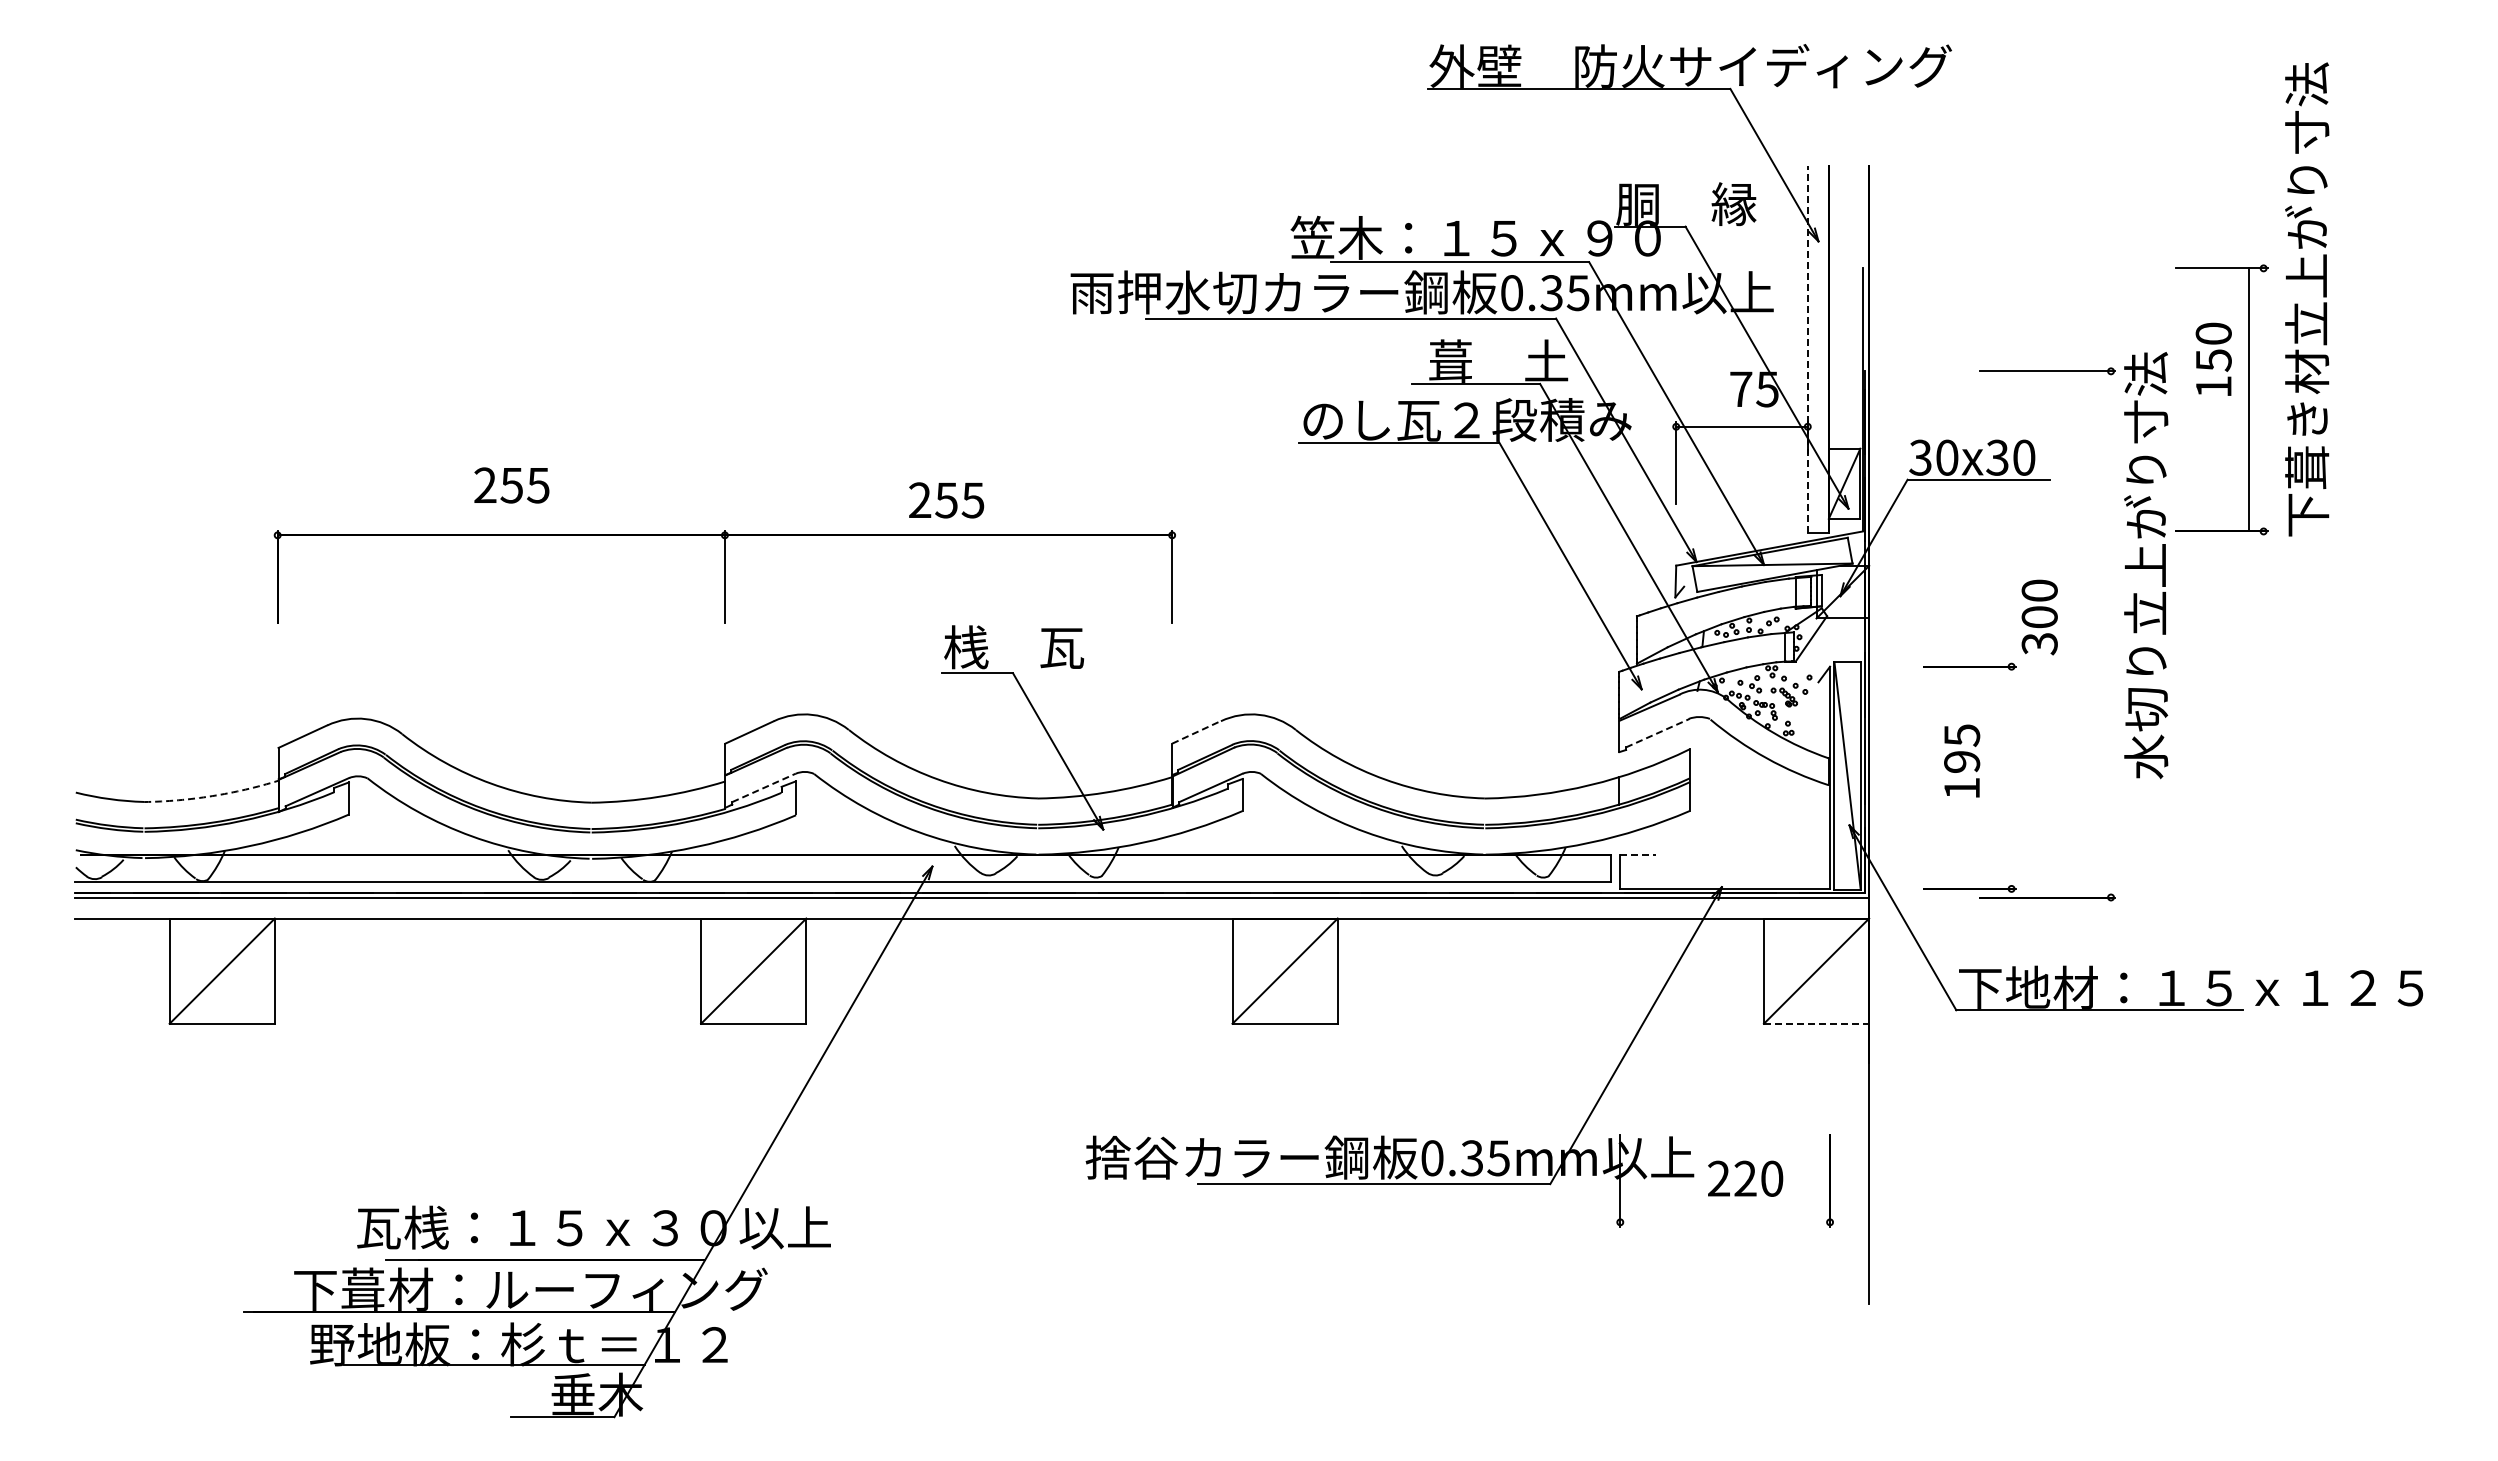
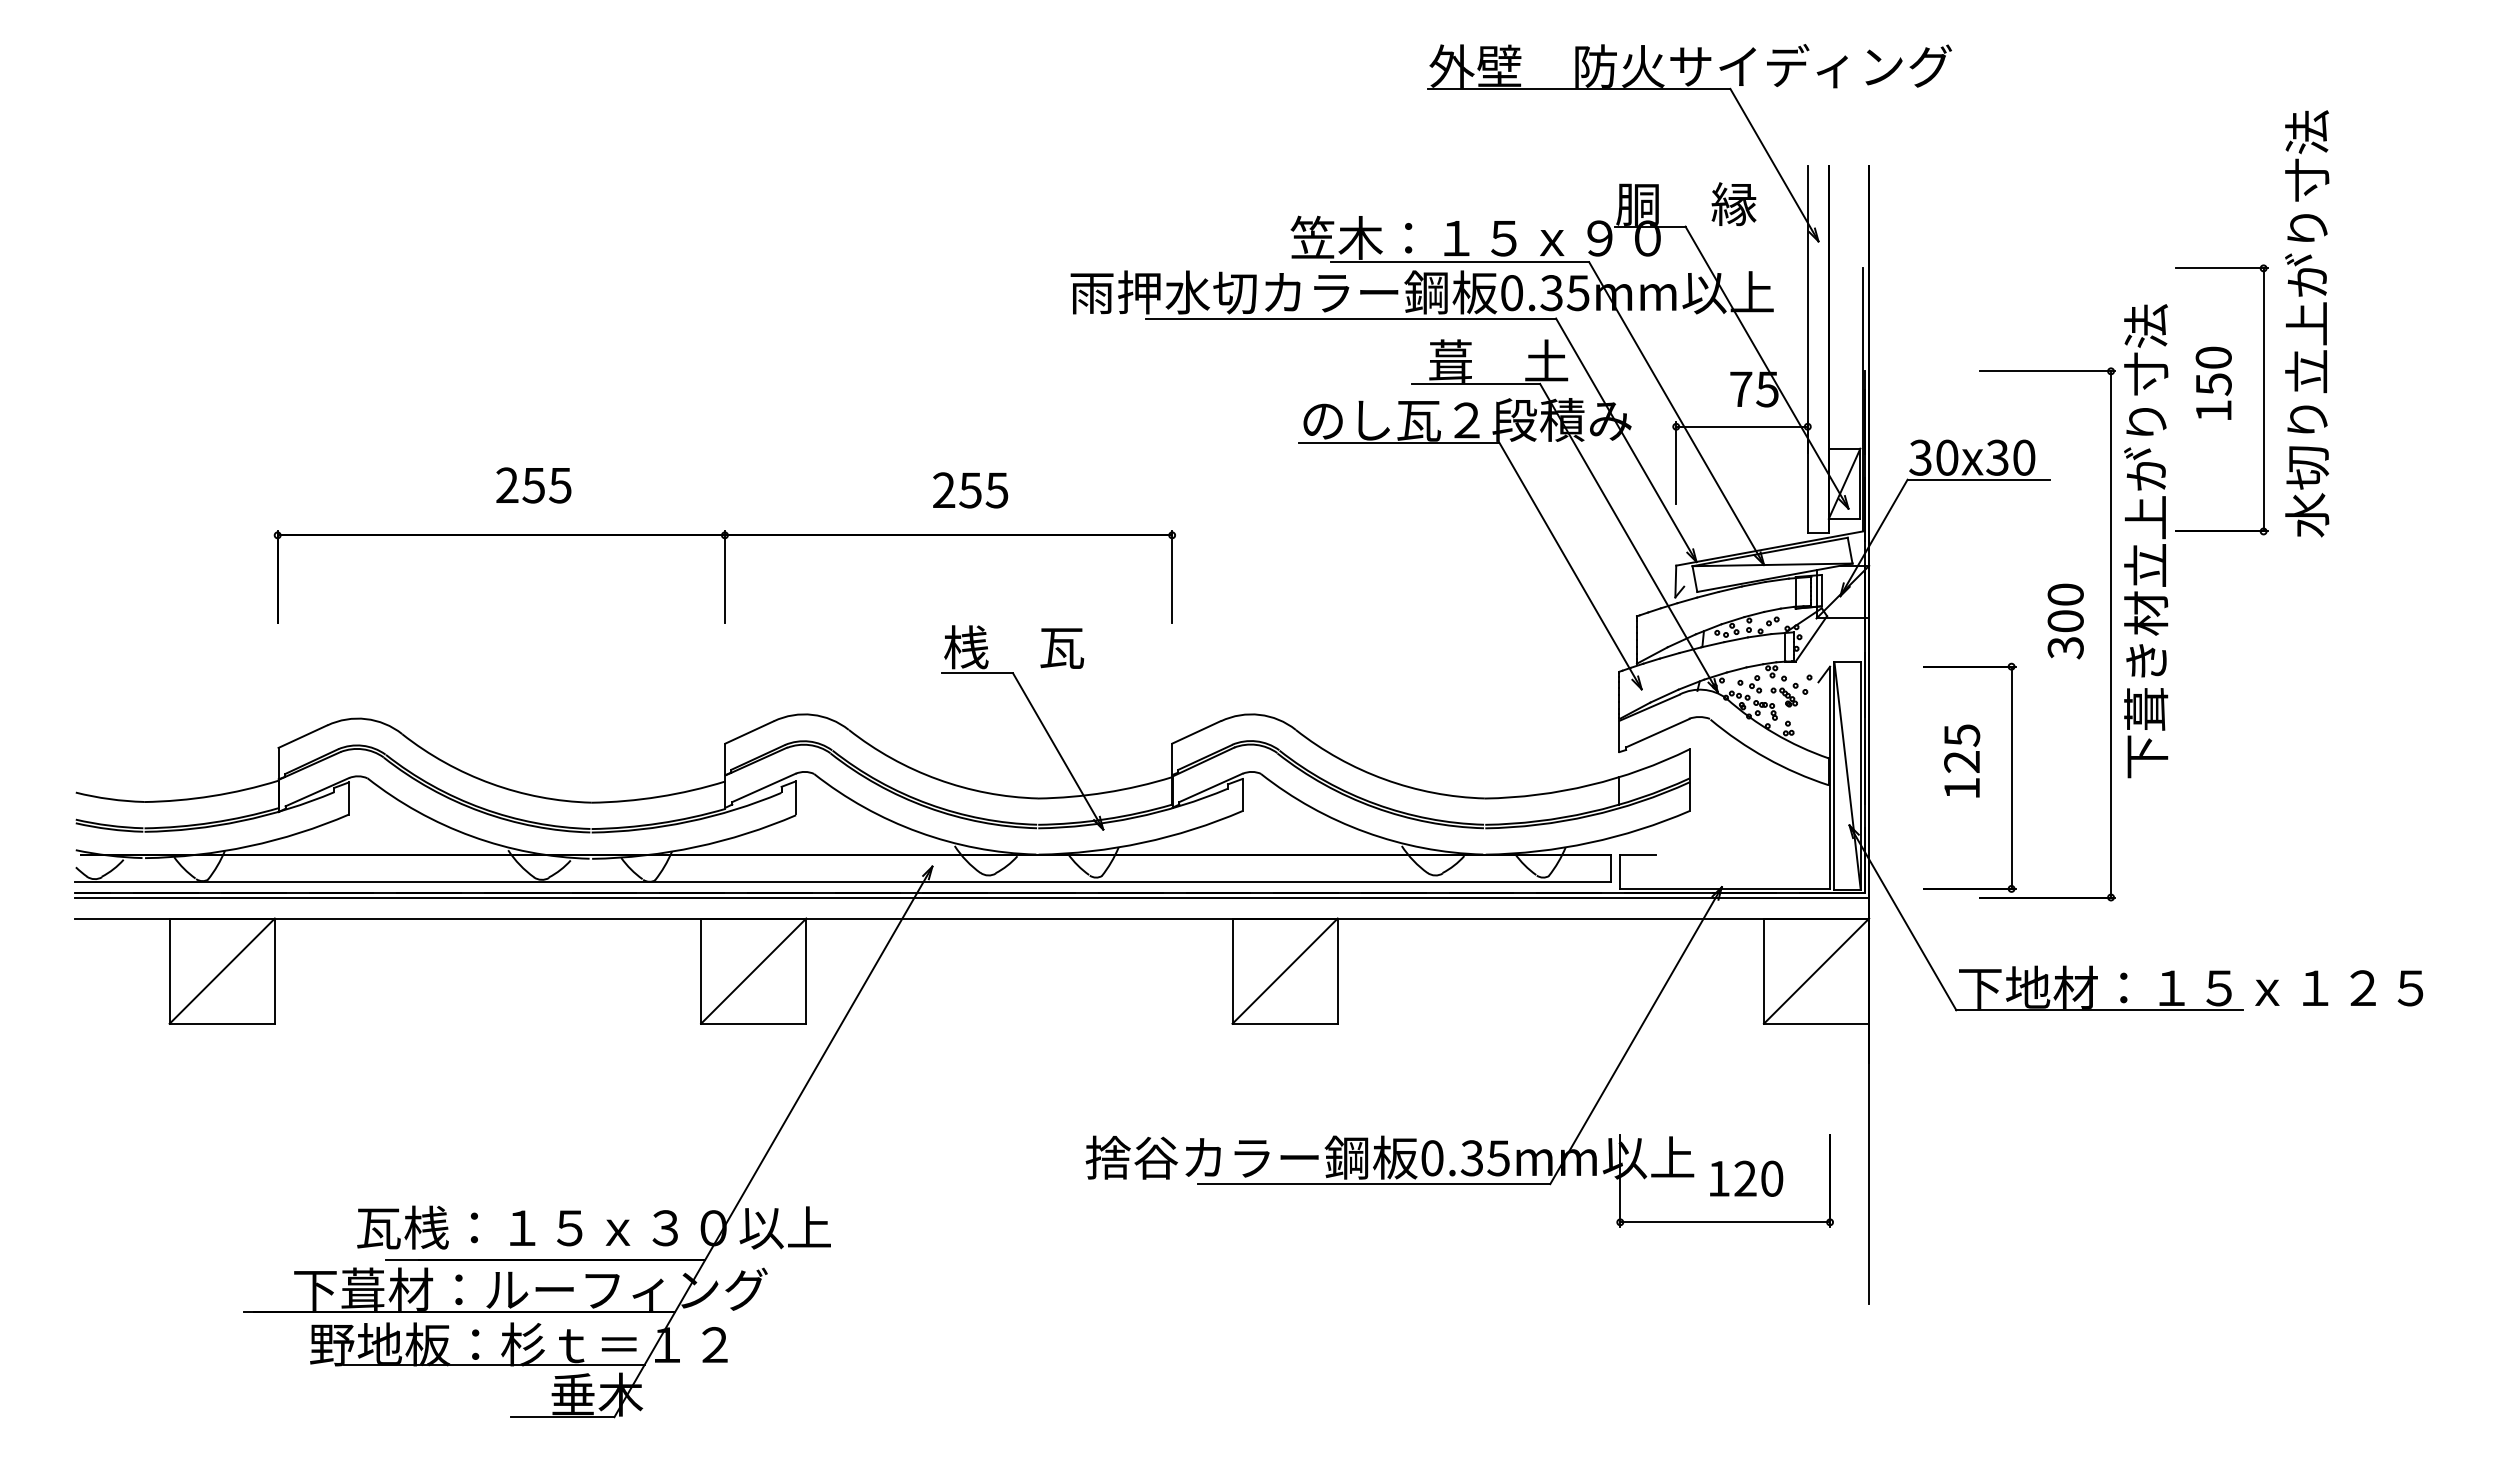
text: 下葺き材立上がり寸法 -> 水切り立上がり寸法 (2307, 299)
line: dashed -> solid (1807, 349)
text position: (2213, 358) -> (2213, 382) (2213, 382)
line position: (2248, 399) -> (2263, 399) (2263, 399)
text position: (511, 485) -> (533, 485) (533, 485)
text position: (946, 500) -> (970, 490) (970, 490)
text: 水切り立上がり寸法 -> 下葺き材立上がり寸法 (2146, 541)
text position: (2039, 617) -> (2065, 621) (2065, 621)
line: none -> present (2111, 634)
line: dashed -> solid (1196, 732)
line: dashed -> solid (1657, 733)
text: 195 -> 125 (1962, 761)
line: none -> present (2011, 777)
line: dashed -> solid (764, 787)
arc: dashed -> solid (212, 796)
line: dashed -> solid (1638, 855)
line: dashed -> solid (1816, 1023)
text: 220 -> 120 (1718, 1178)
line: none -> present (1725, 1222)
